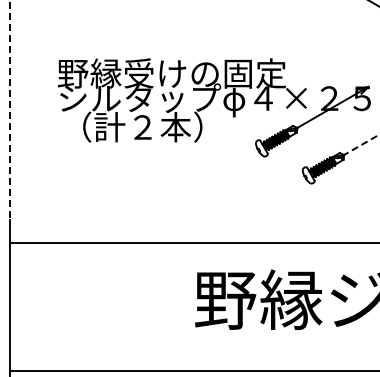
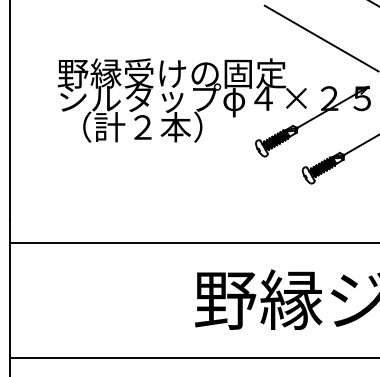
line: none -> present (320, 37)
line: dashed -> solid (9, 110)
line: dashed -> solid (361, 145)
line position: (192, 371) -> (192, 358) (192, 358)
